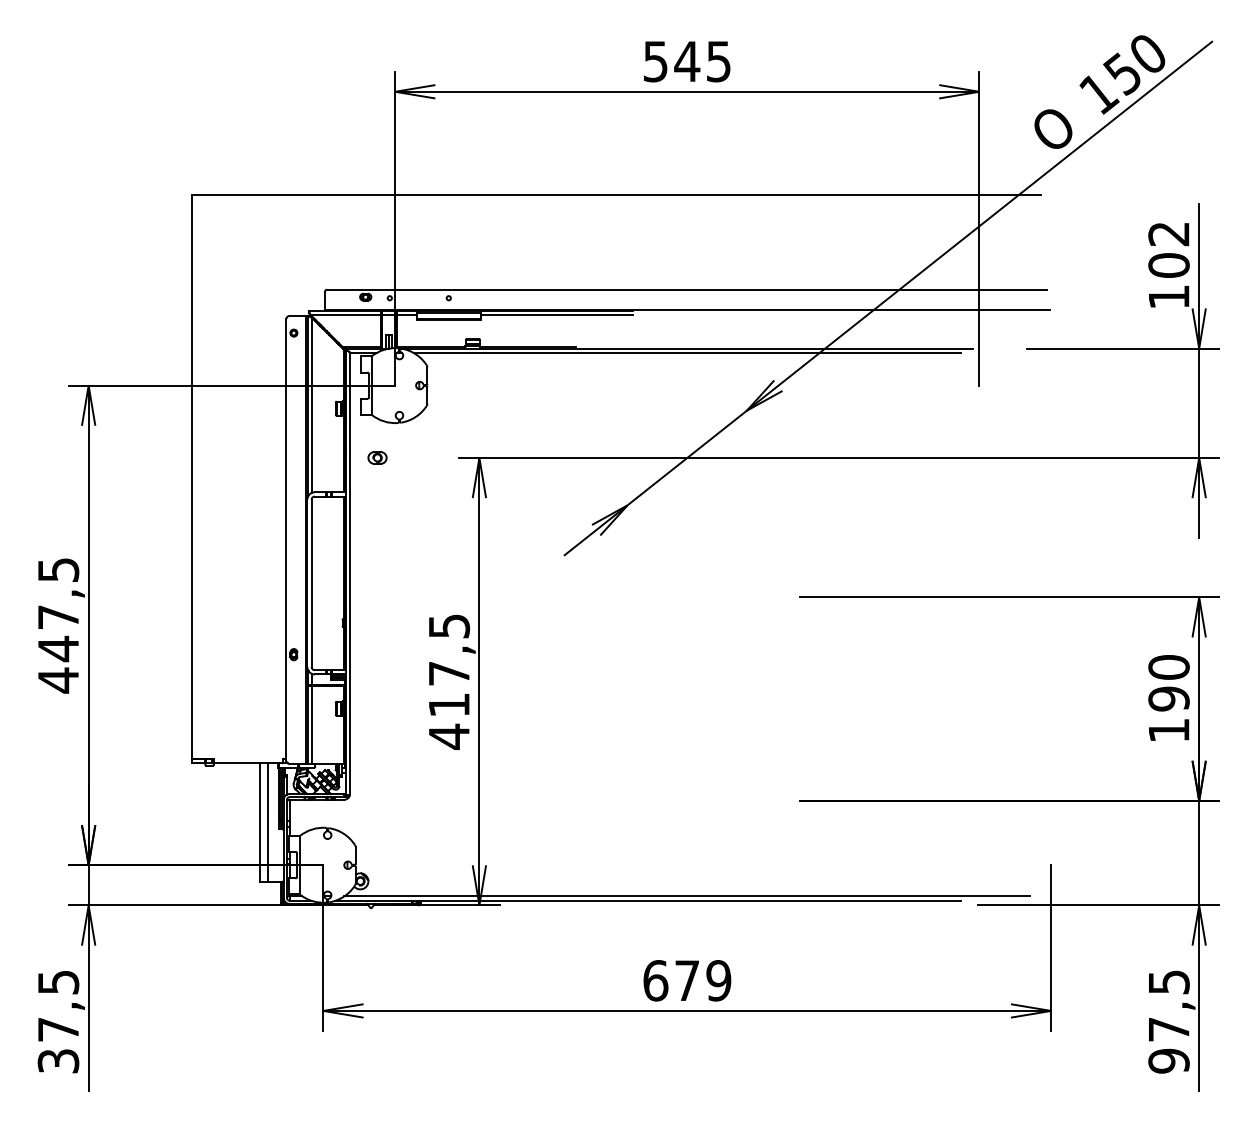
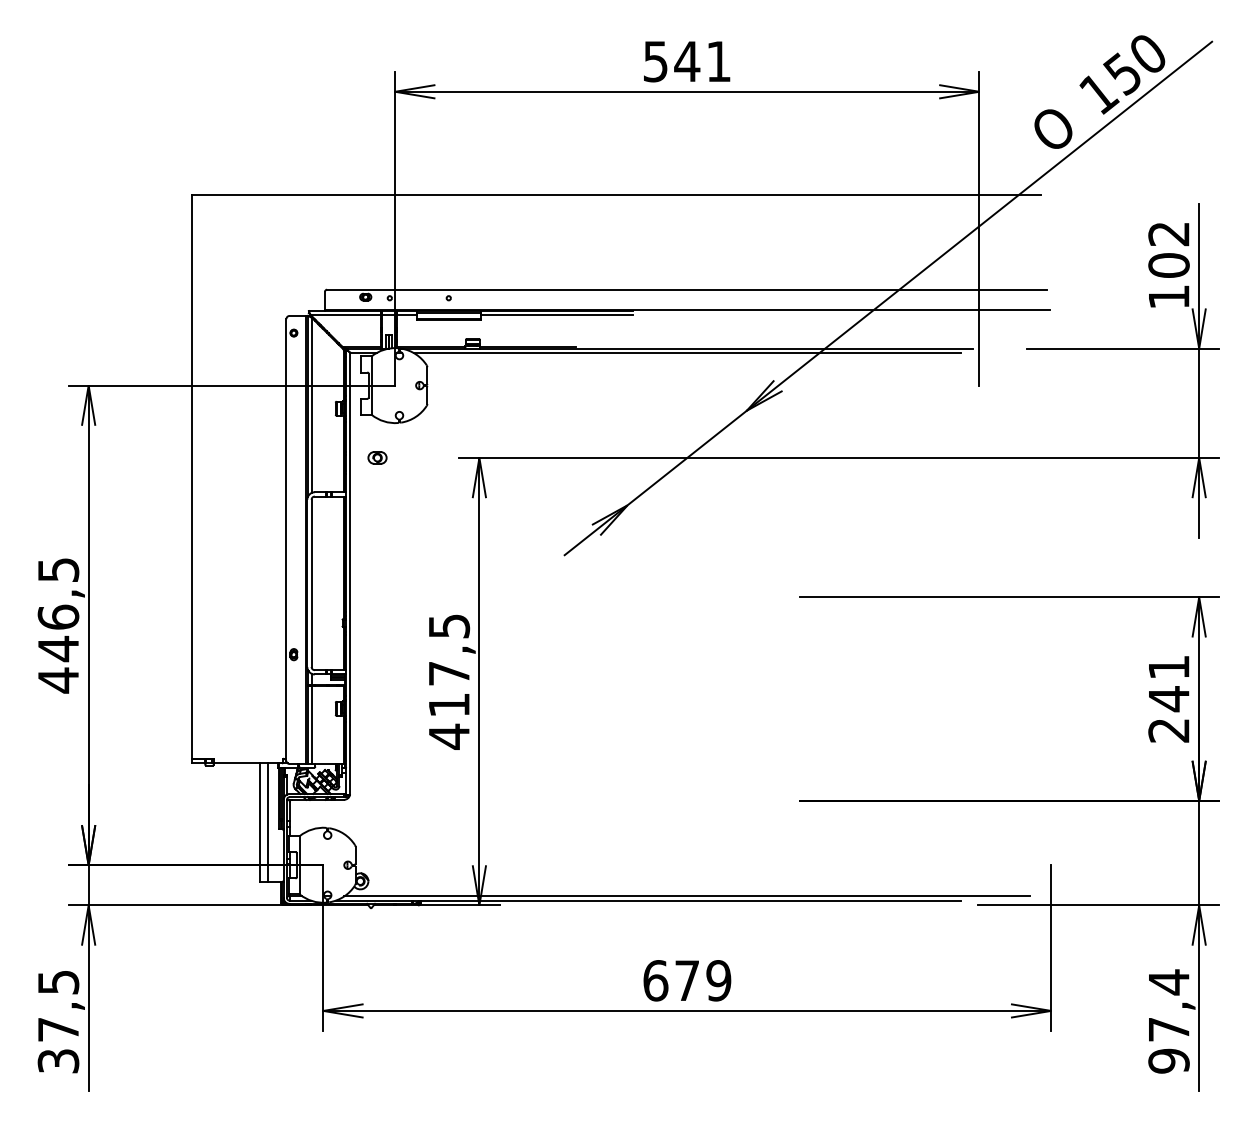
text: 545 -> 541 (718, 61)
text: 447,5 -> 446,5 (58, 616)
text: 190 -> 241 (1168, 698)
text: 97,5 -> 97,4 (1169, 982)
